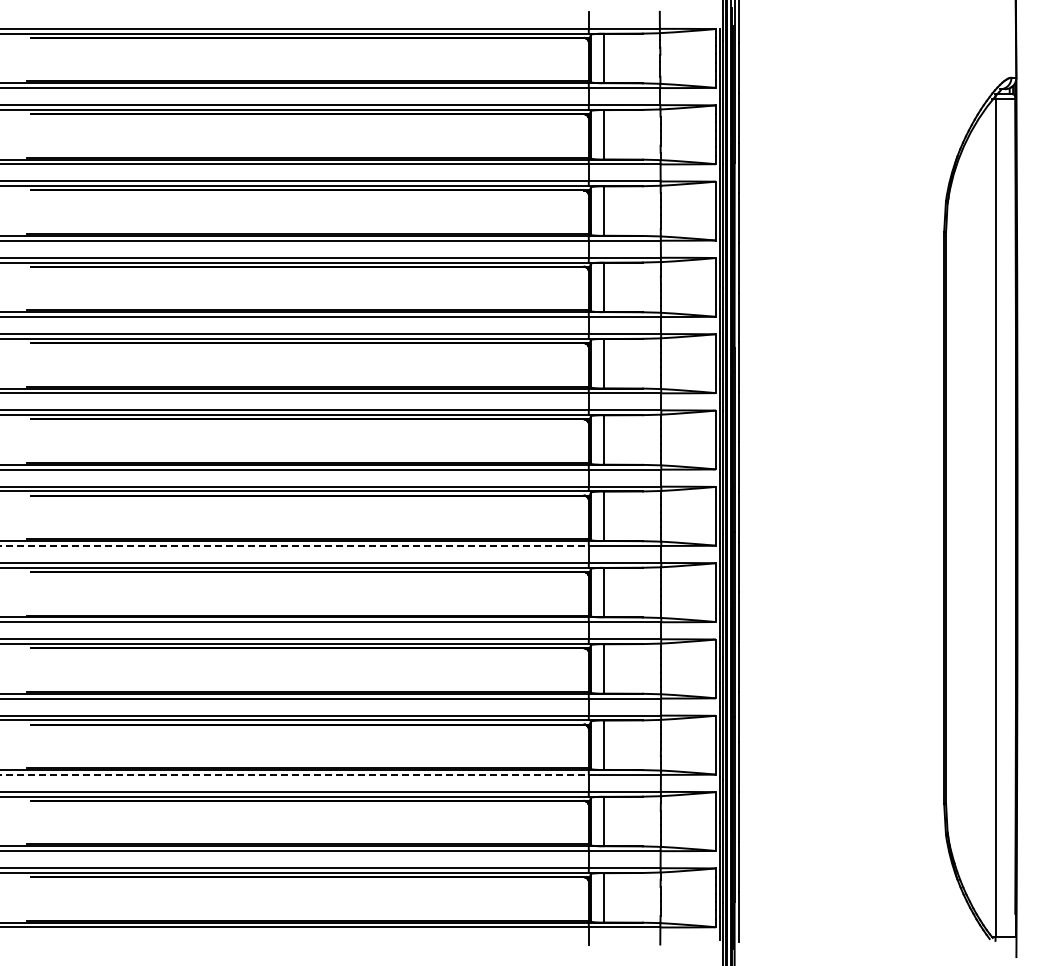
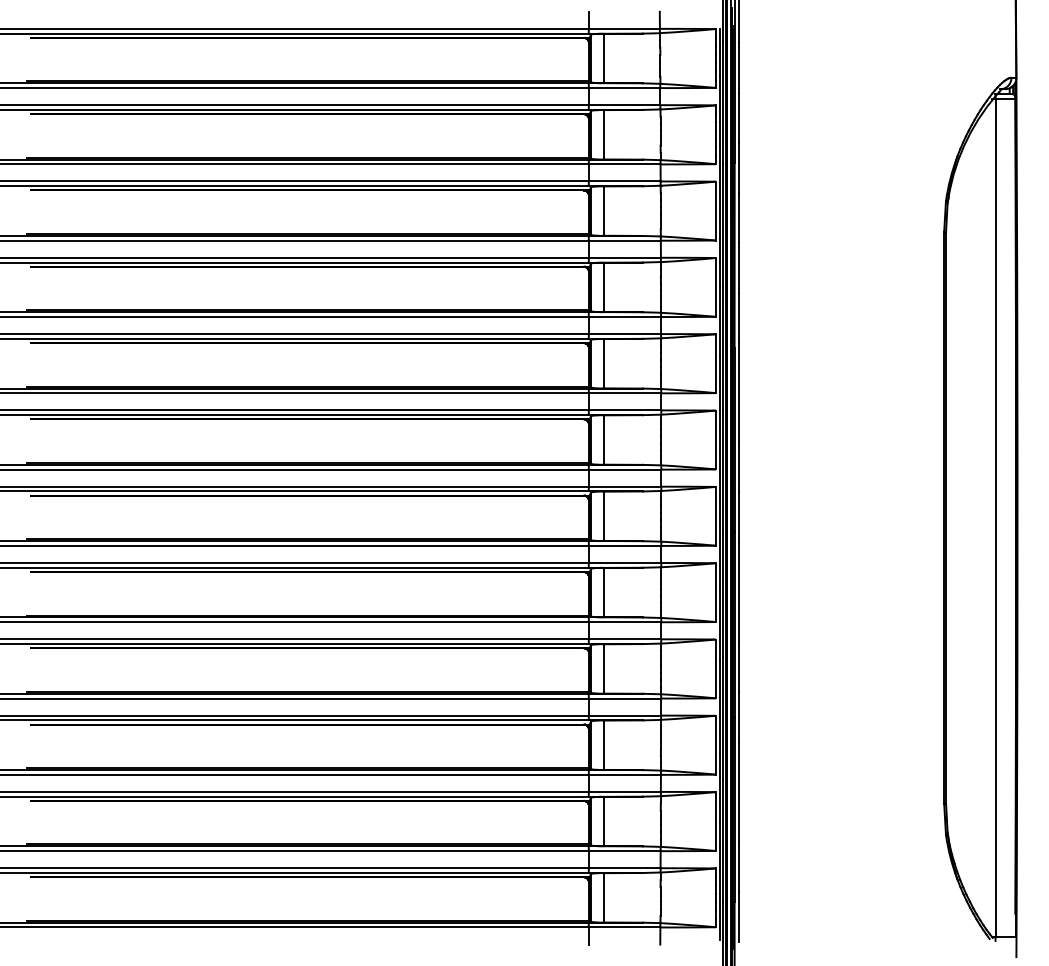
line: dashed -> solid (295, 545)
line: dashed -> solid (295, 774)
